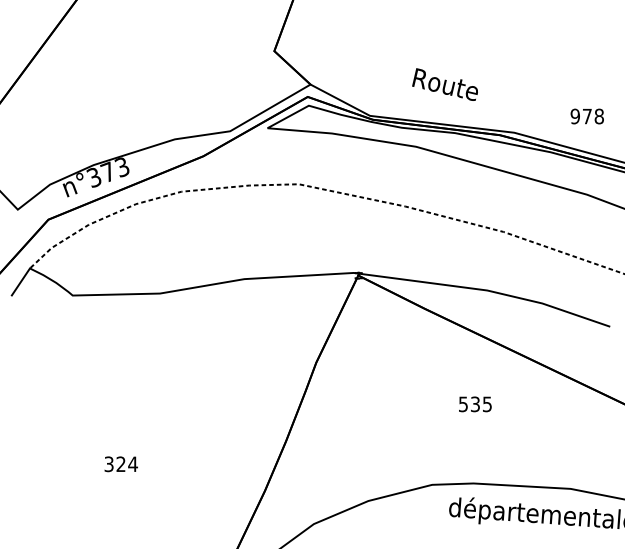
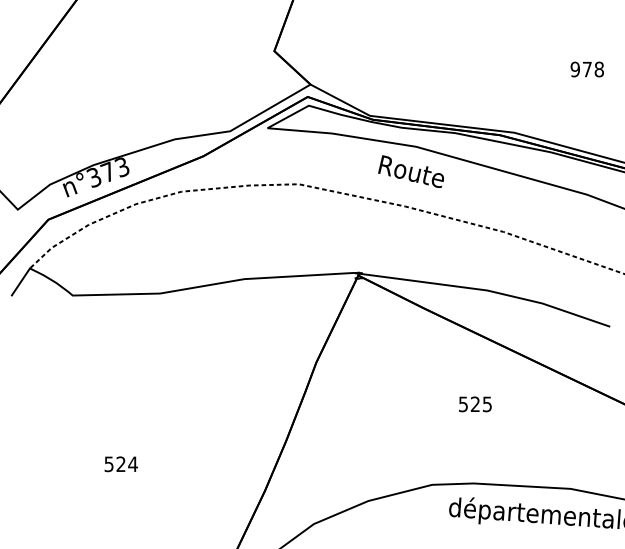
text position: (444, 84) -> (410, 171) (410, 171)
text position: (586, 116) -> (586, 69) (586, 69)
text: 535 -> 525 (475, 404)
text: 324 -> 524 (109, 463)
